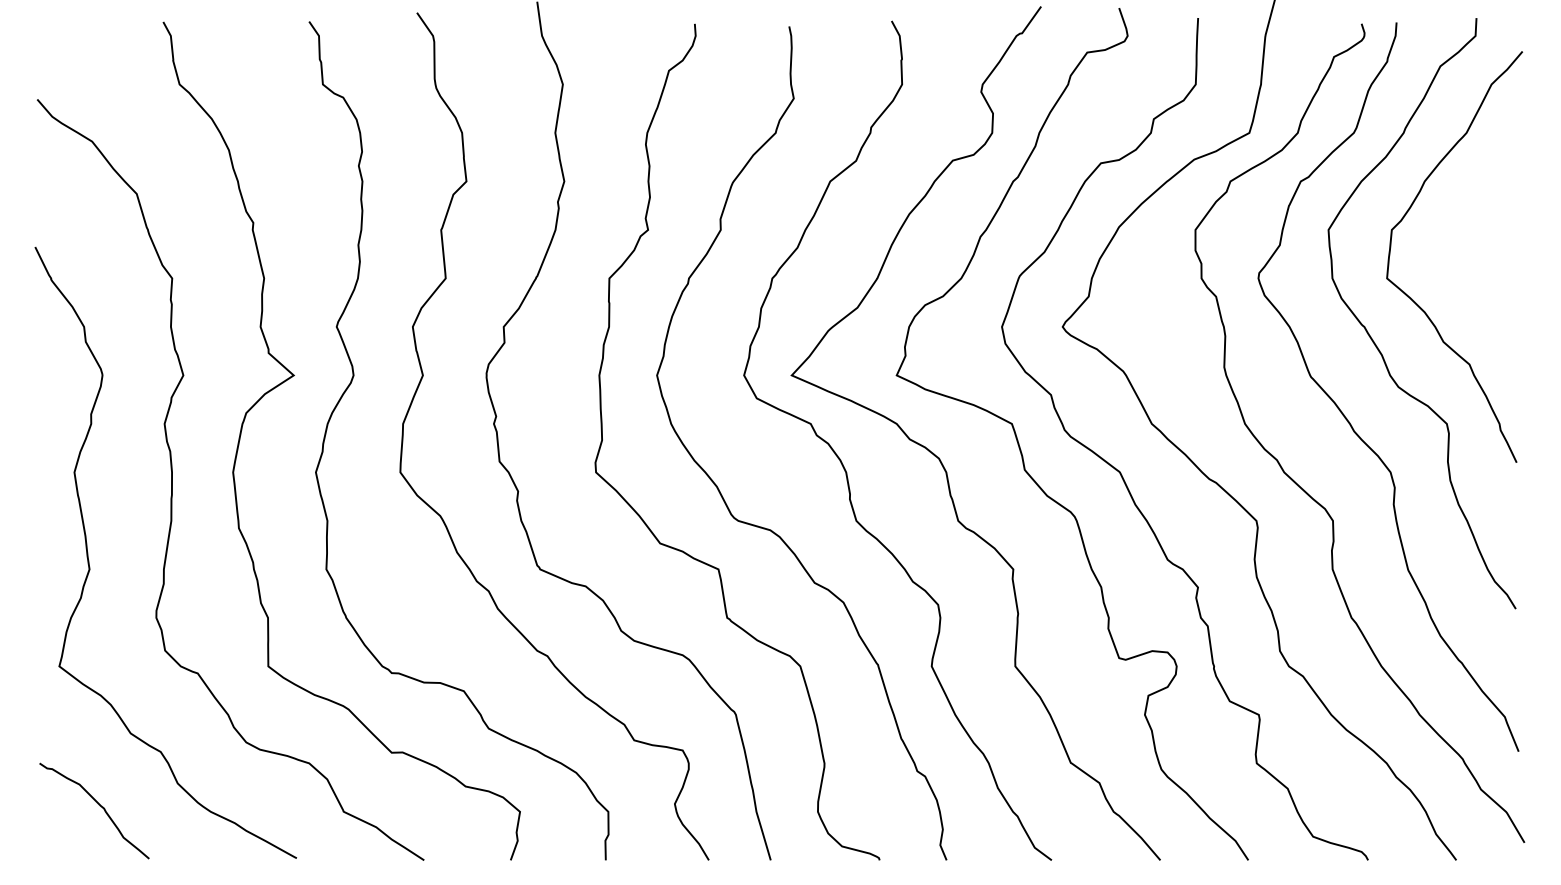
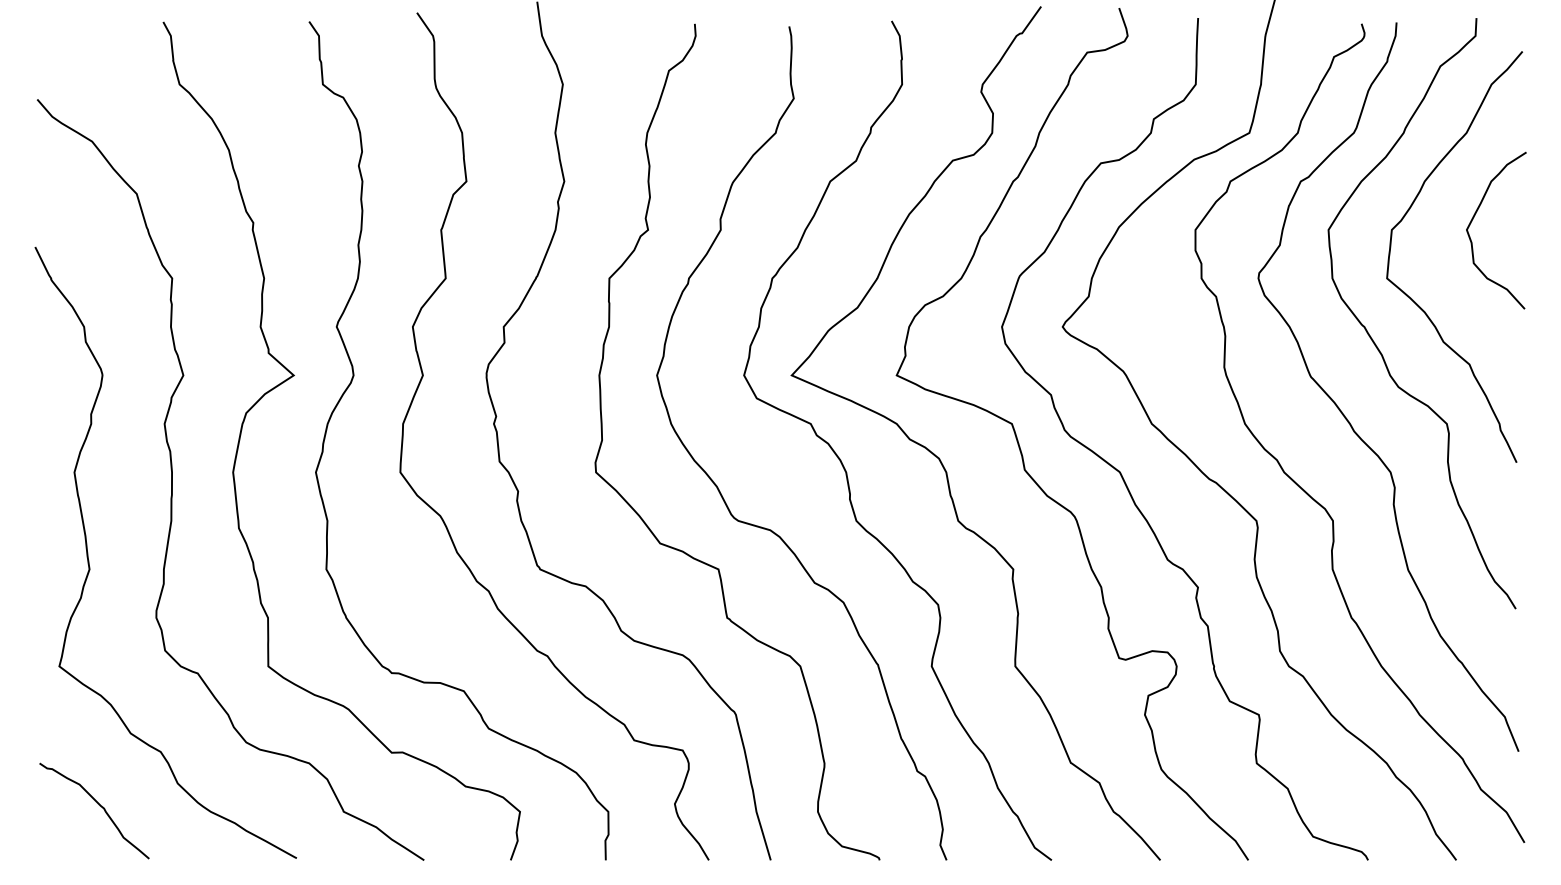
curve: none -> present (1473, 219)
